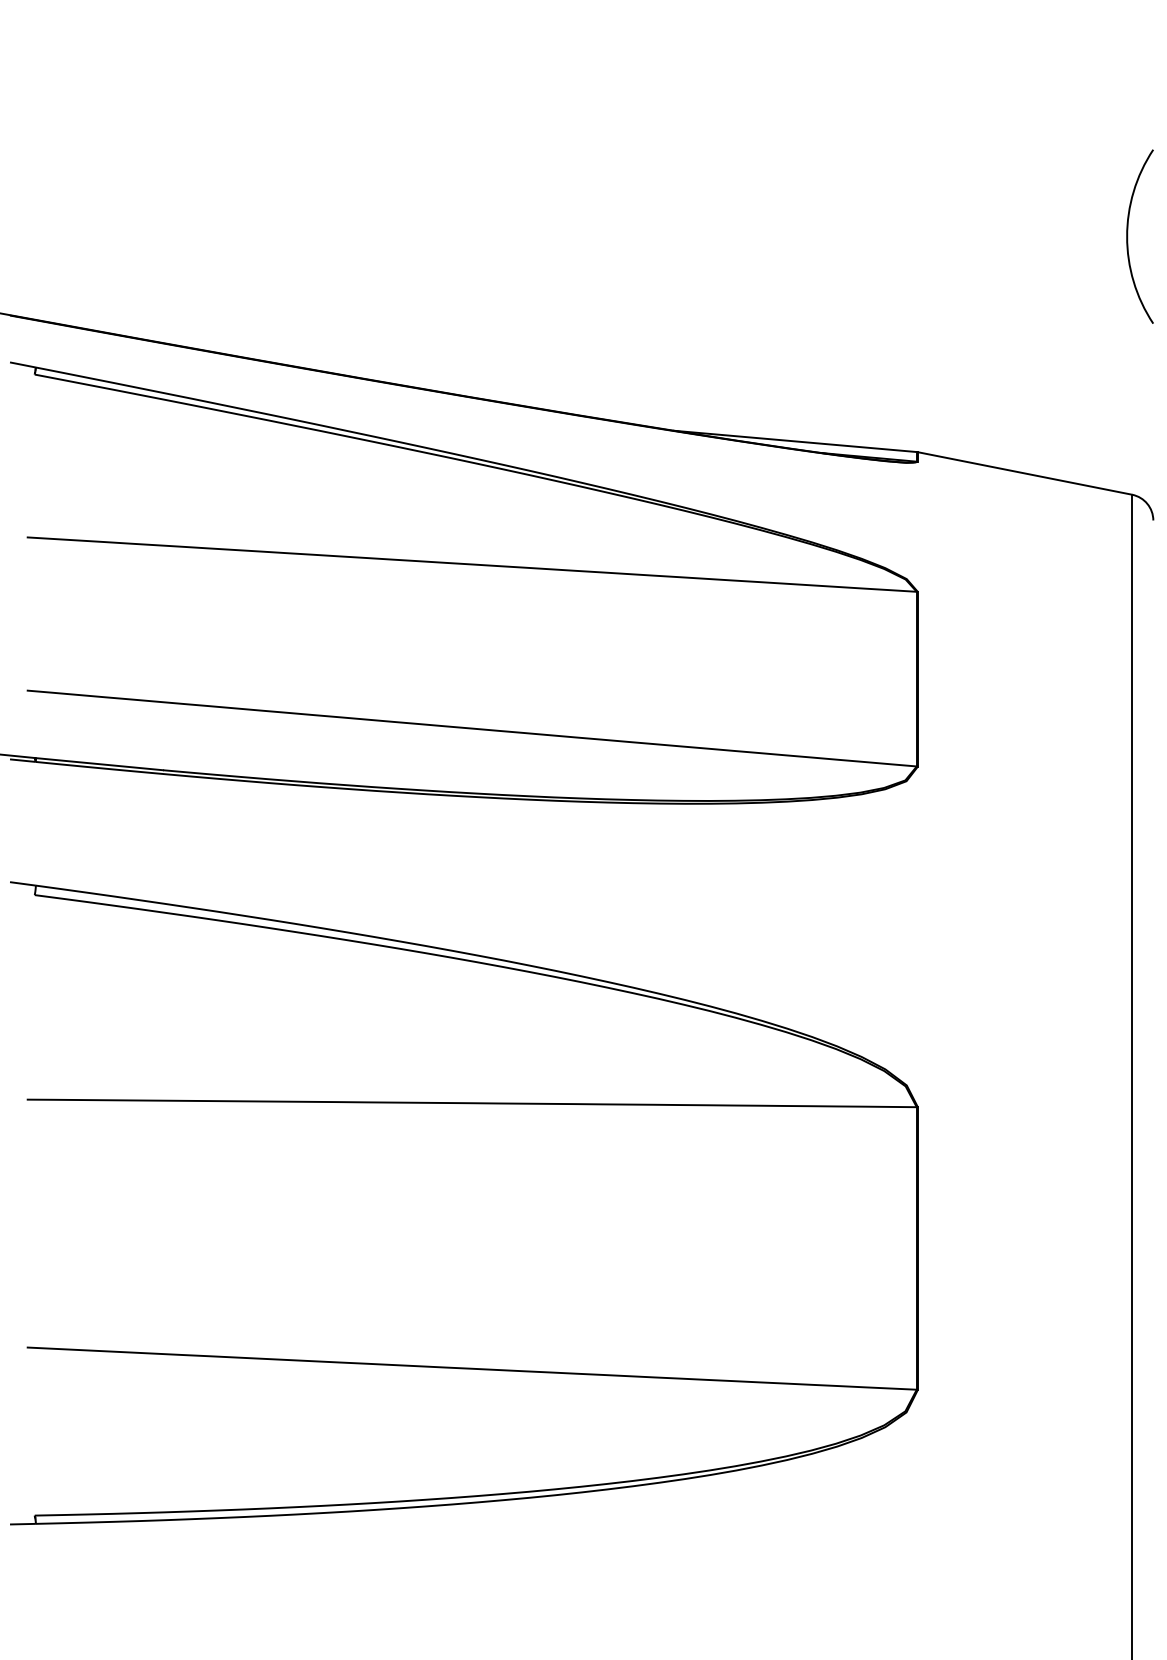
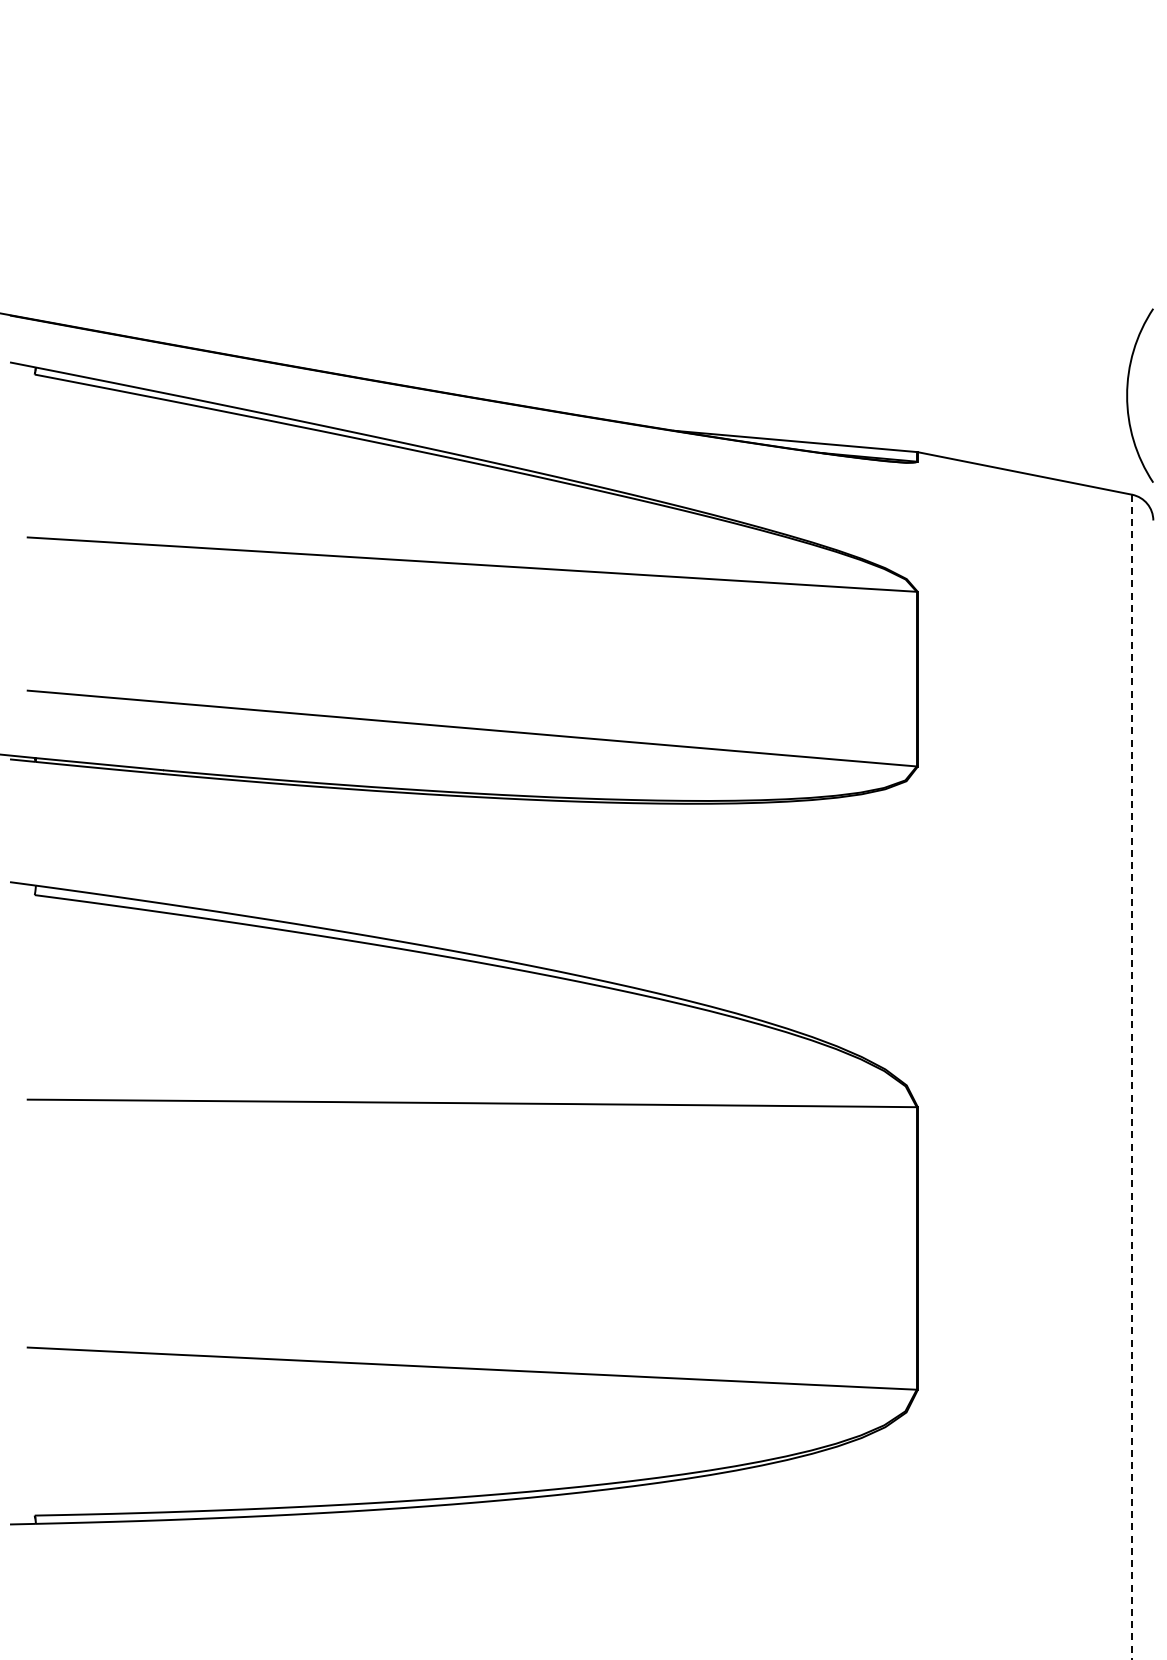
arc position: (1128, 236) -> (1128, 395) (1128, 395)
line: solid -> dashed (1132, 1077)
